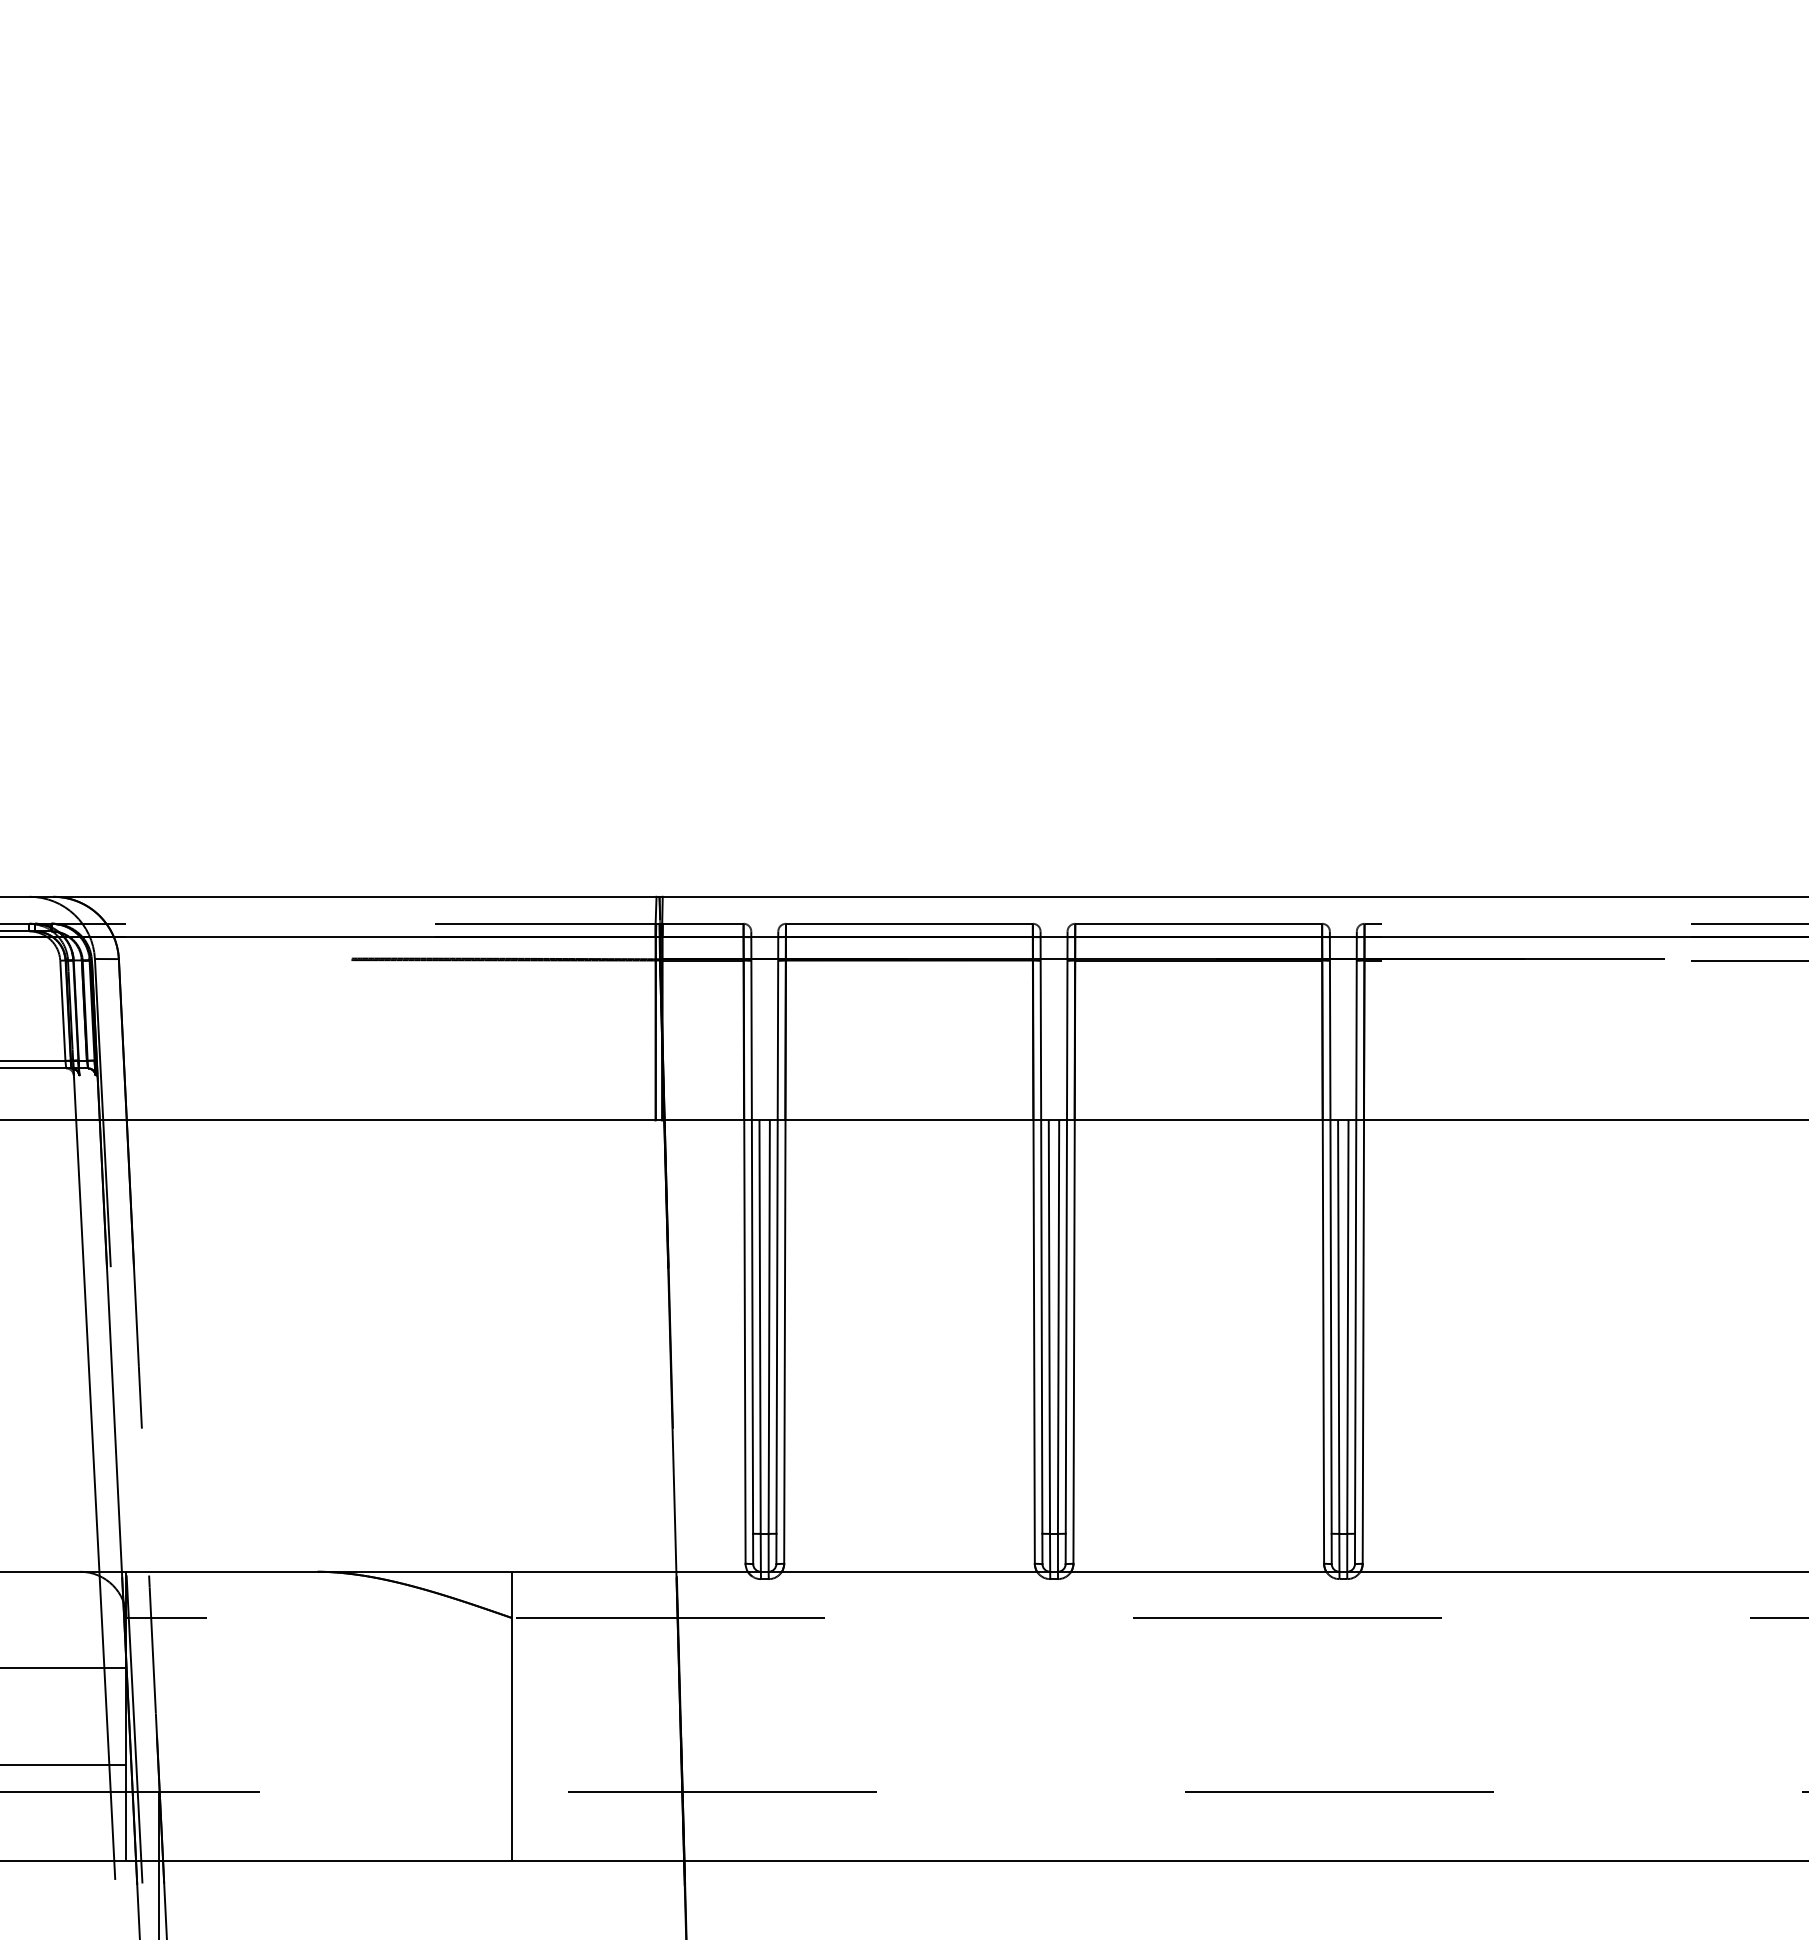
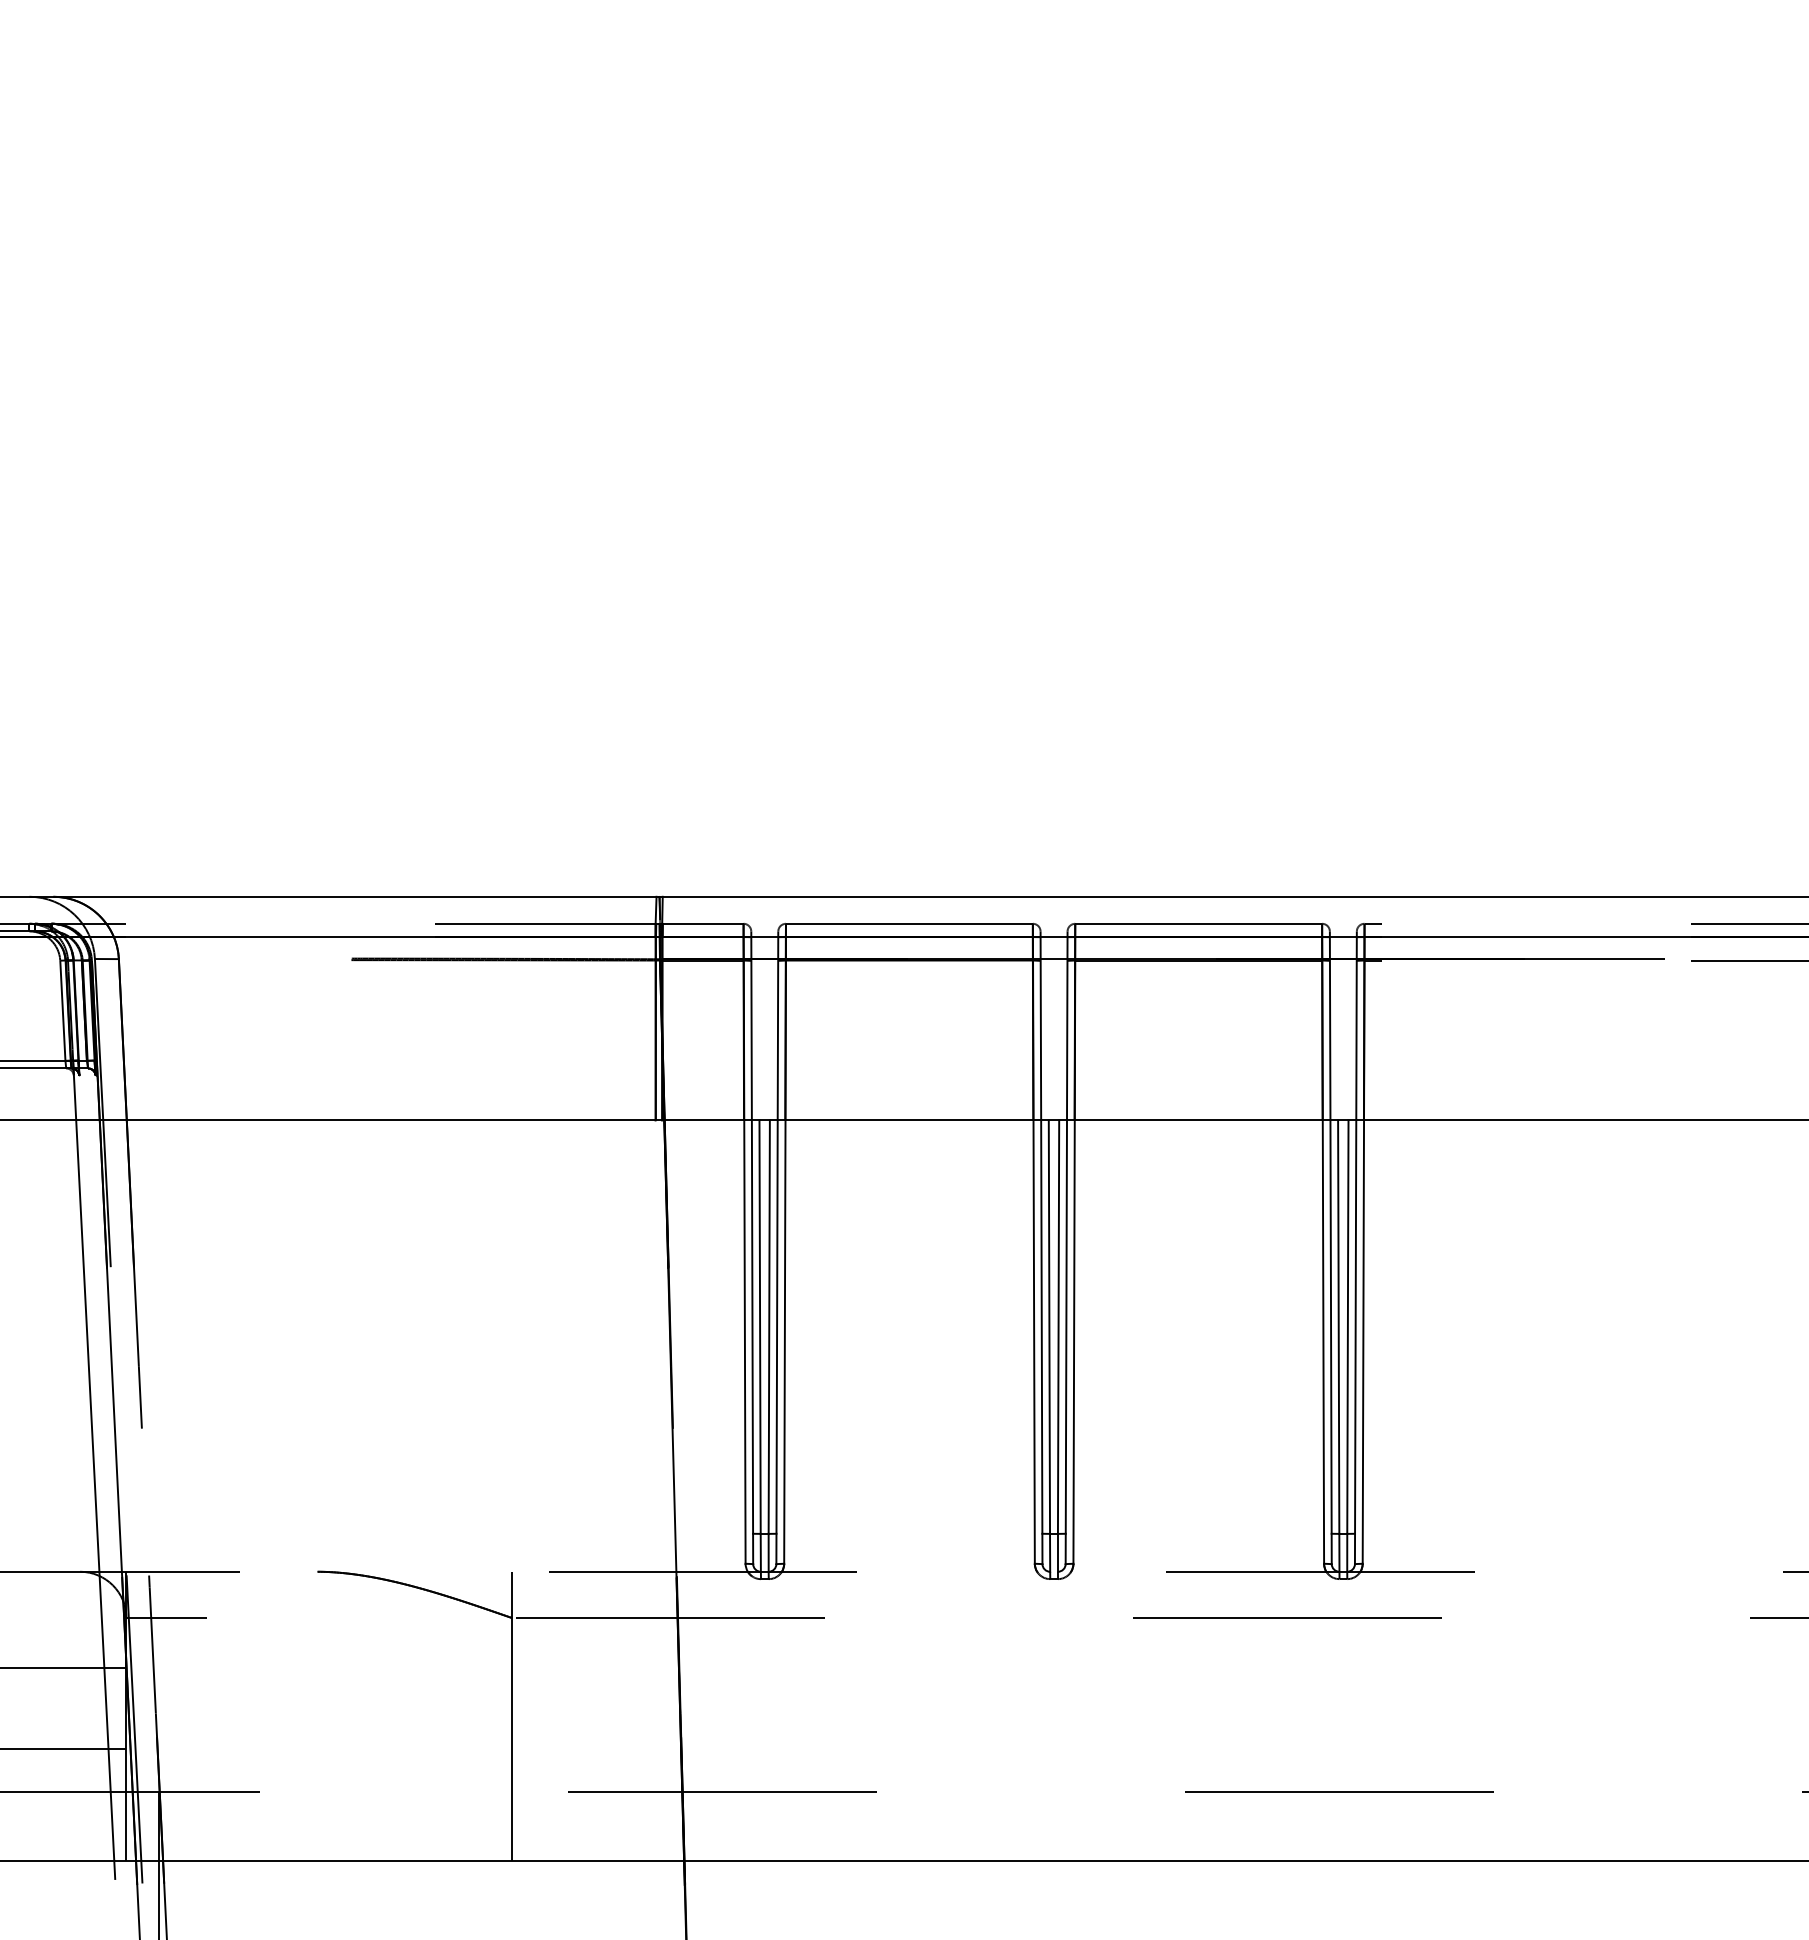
line: solid -> dashed (904, 1571)
line position: (64, 1764) -> (64, 1748) (64, 1748)
